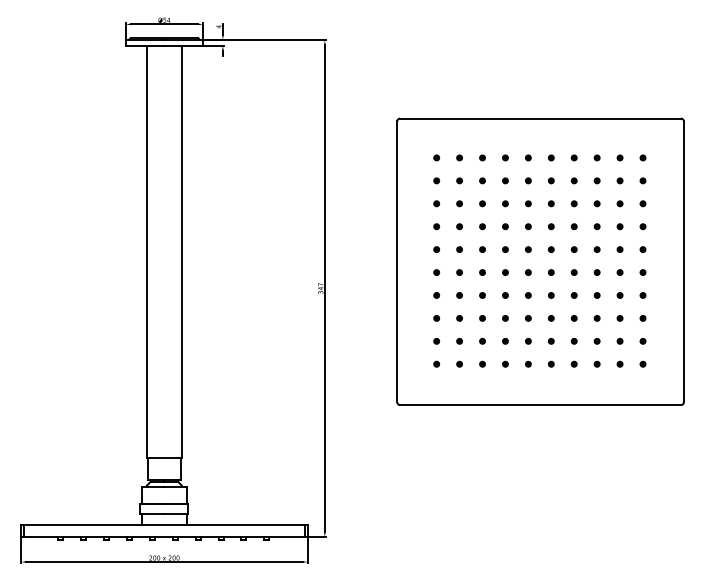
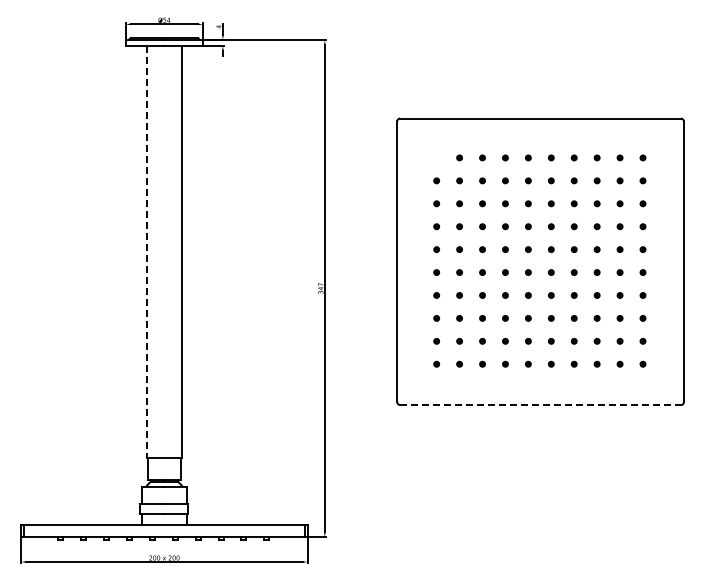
part: present -> none (436, 157)
line: solid -> dashed (146, 252)
line: solid -> dashed (541, 405)
